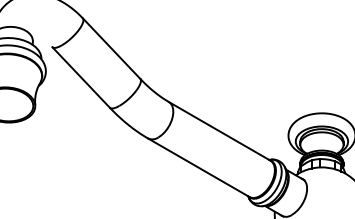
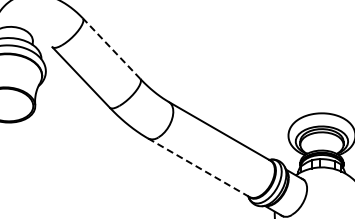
line: solid -> dashed (111, 48)
line: solid -> dashed (198, 167)
